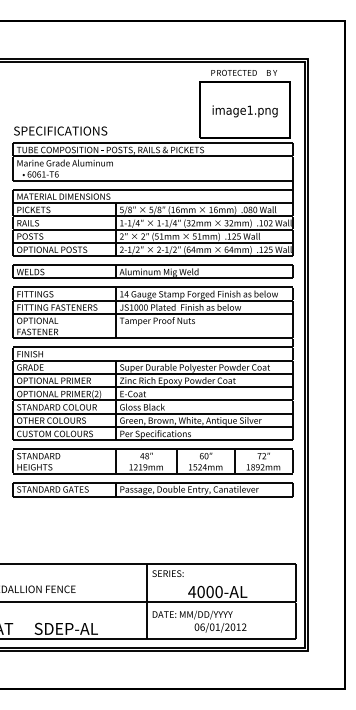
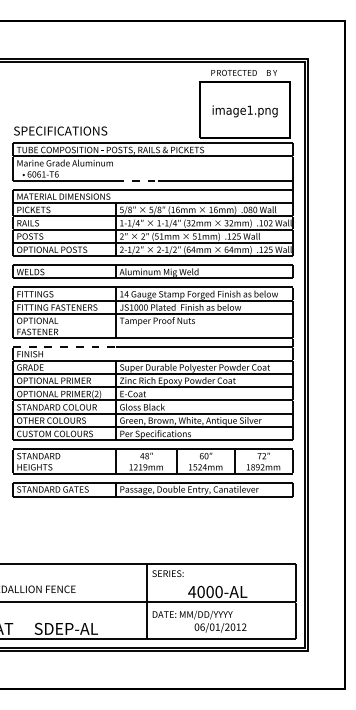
line: solid -> dashed (136, 180)
line: solid -> dashed (64, 347)
